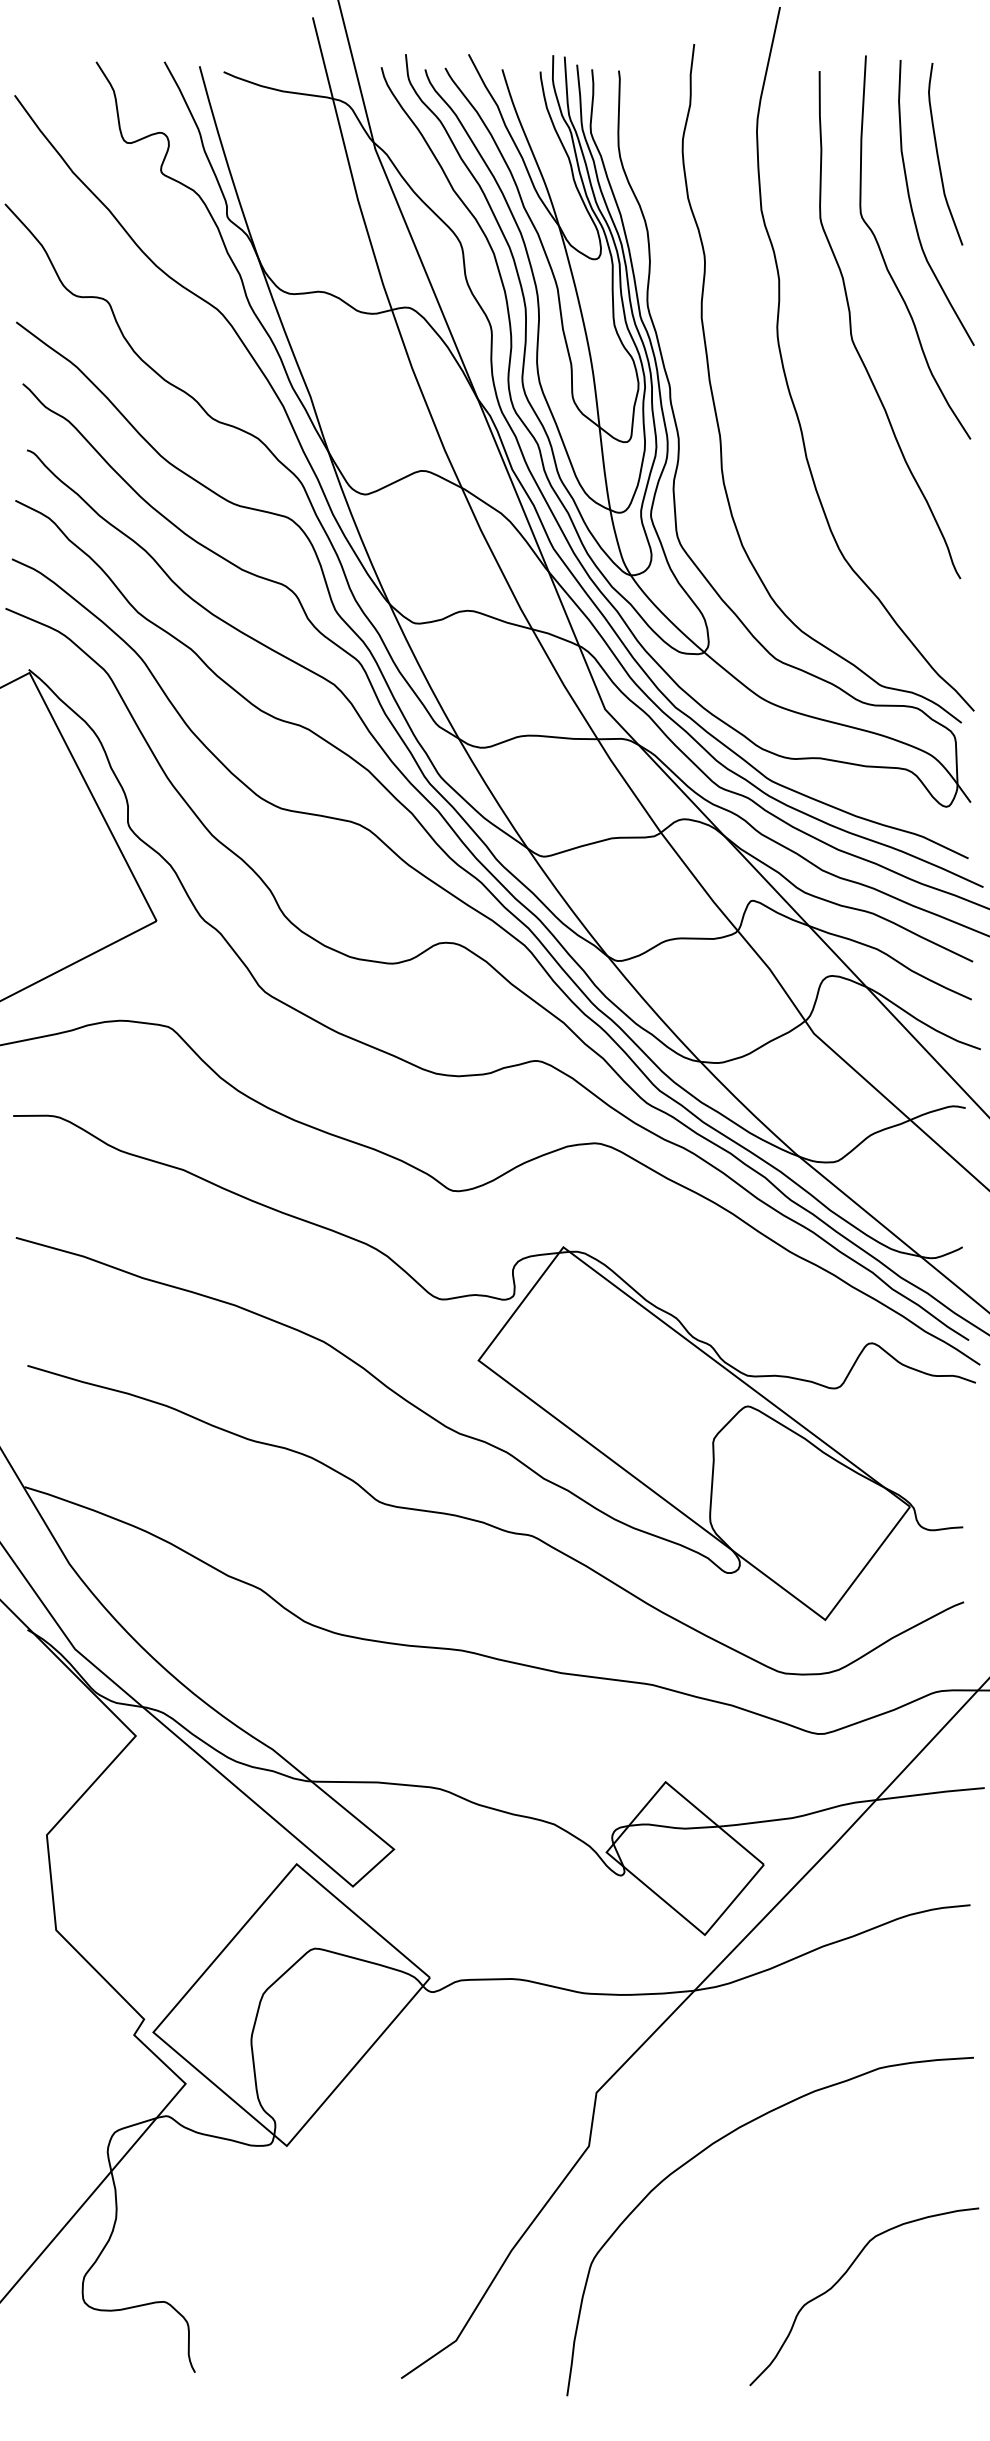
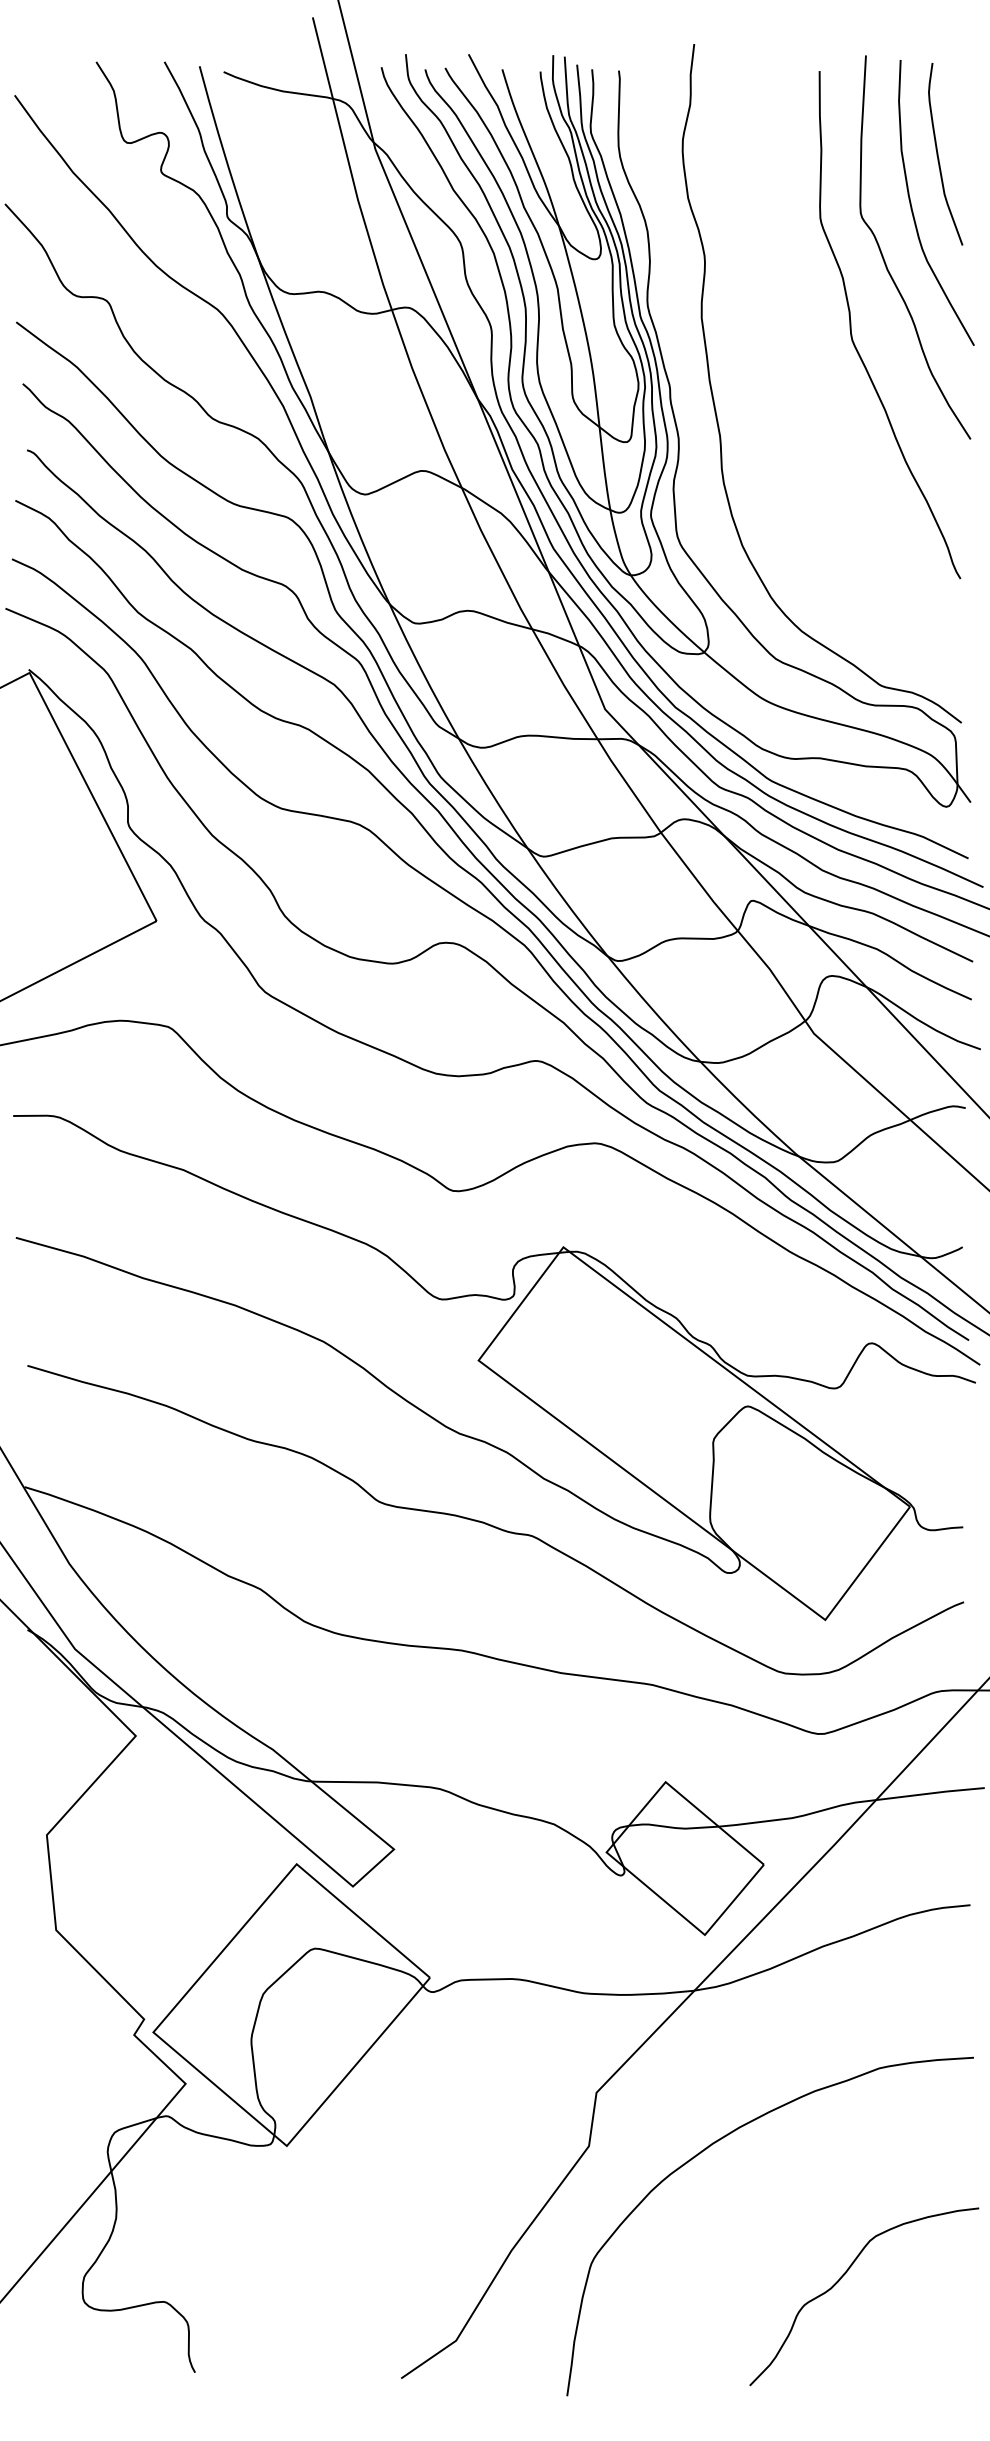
curve: present -> none (786, 375)
